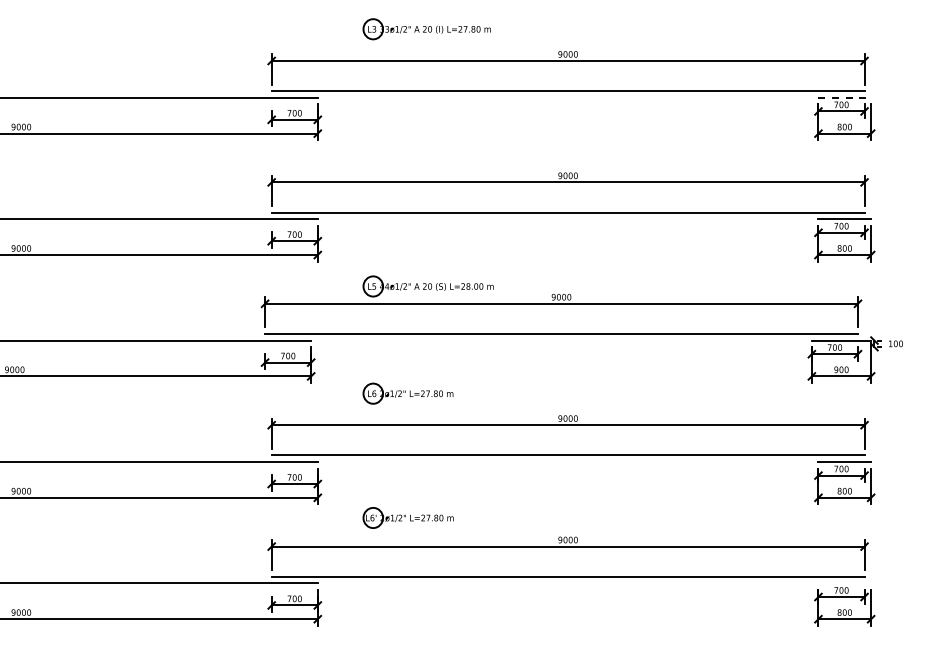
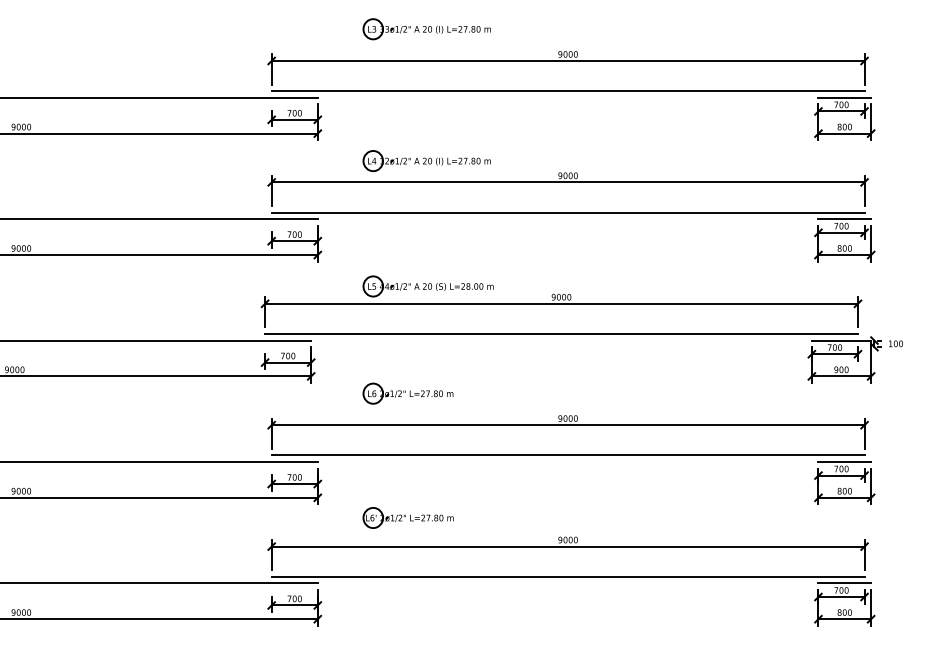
line: dashed -> solid (845, 97)
part: none -> present (426, 161)
line: none -> present (844, 583)
